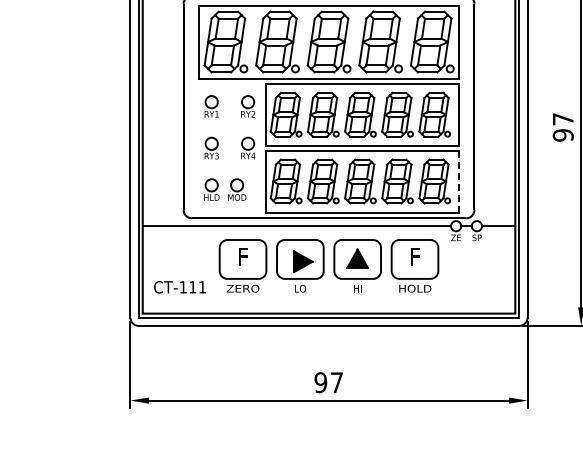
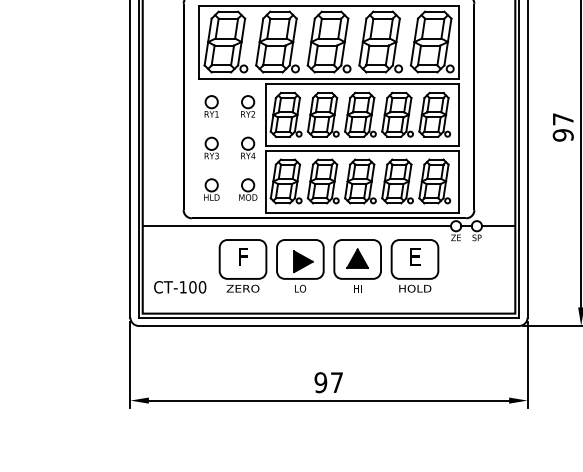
line: dashed -> solid (458, 181)
part position: (237, 189) -> (248, 189) (248, 189)
text: F -> E (415, 256)
text: CT-111 -> CT-100 (197, 287)
